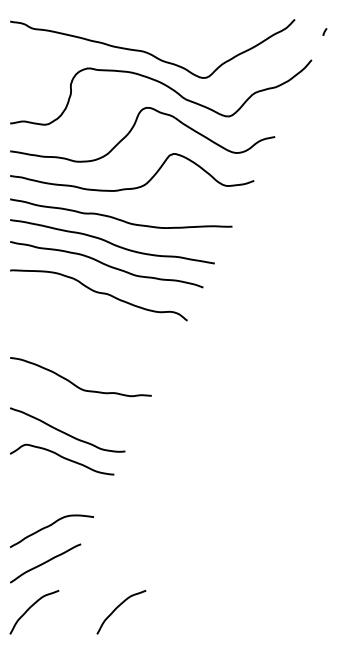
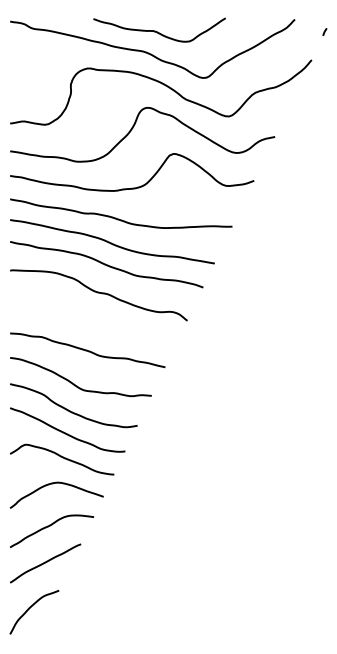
curve: none -> present (157, 31)
curve: none -> present (87, 350)
curve: none -> present (70, 410)
curve: none -> present (53, 484)
curve: present -> none (118, 607)
